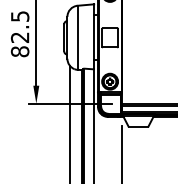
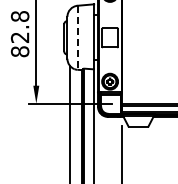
text: 82.5 -> 82.8 (19, 16)
line: solid -> dashed (77, 38)
